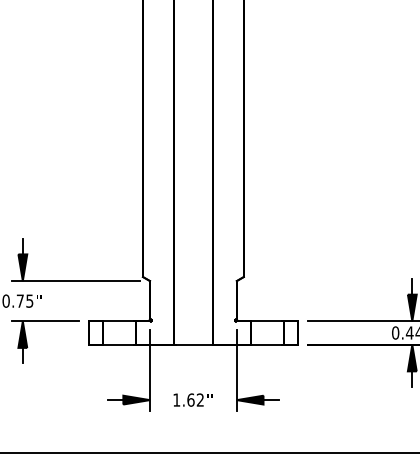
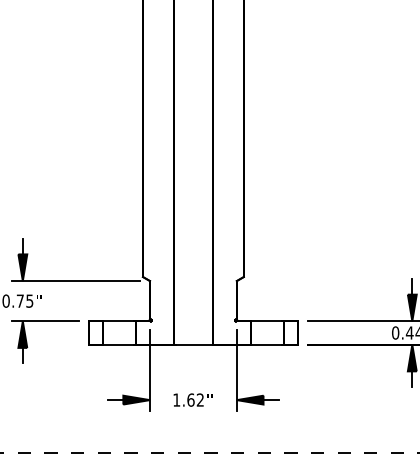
line: solid -> dashed (210, 452)
